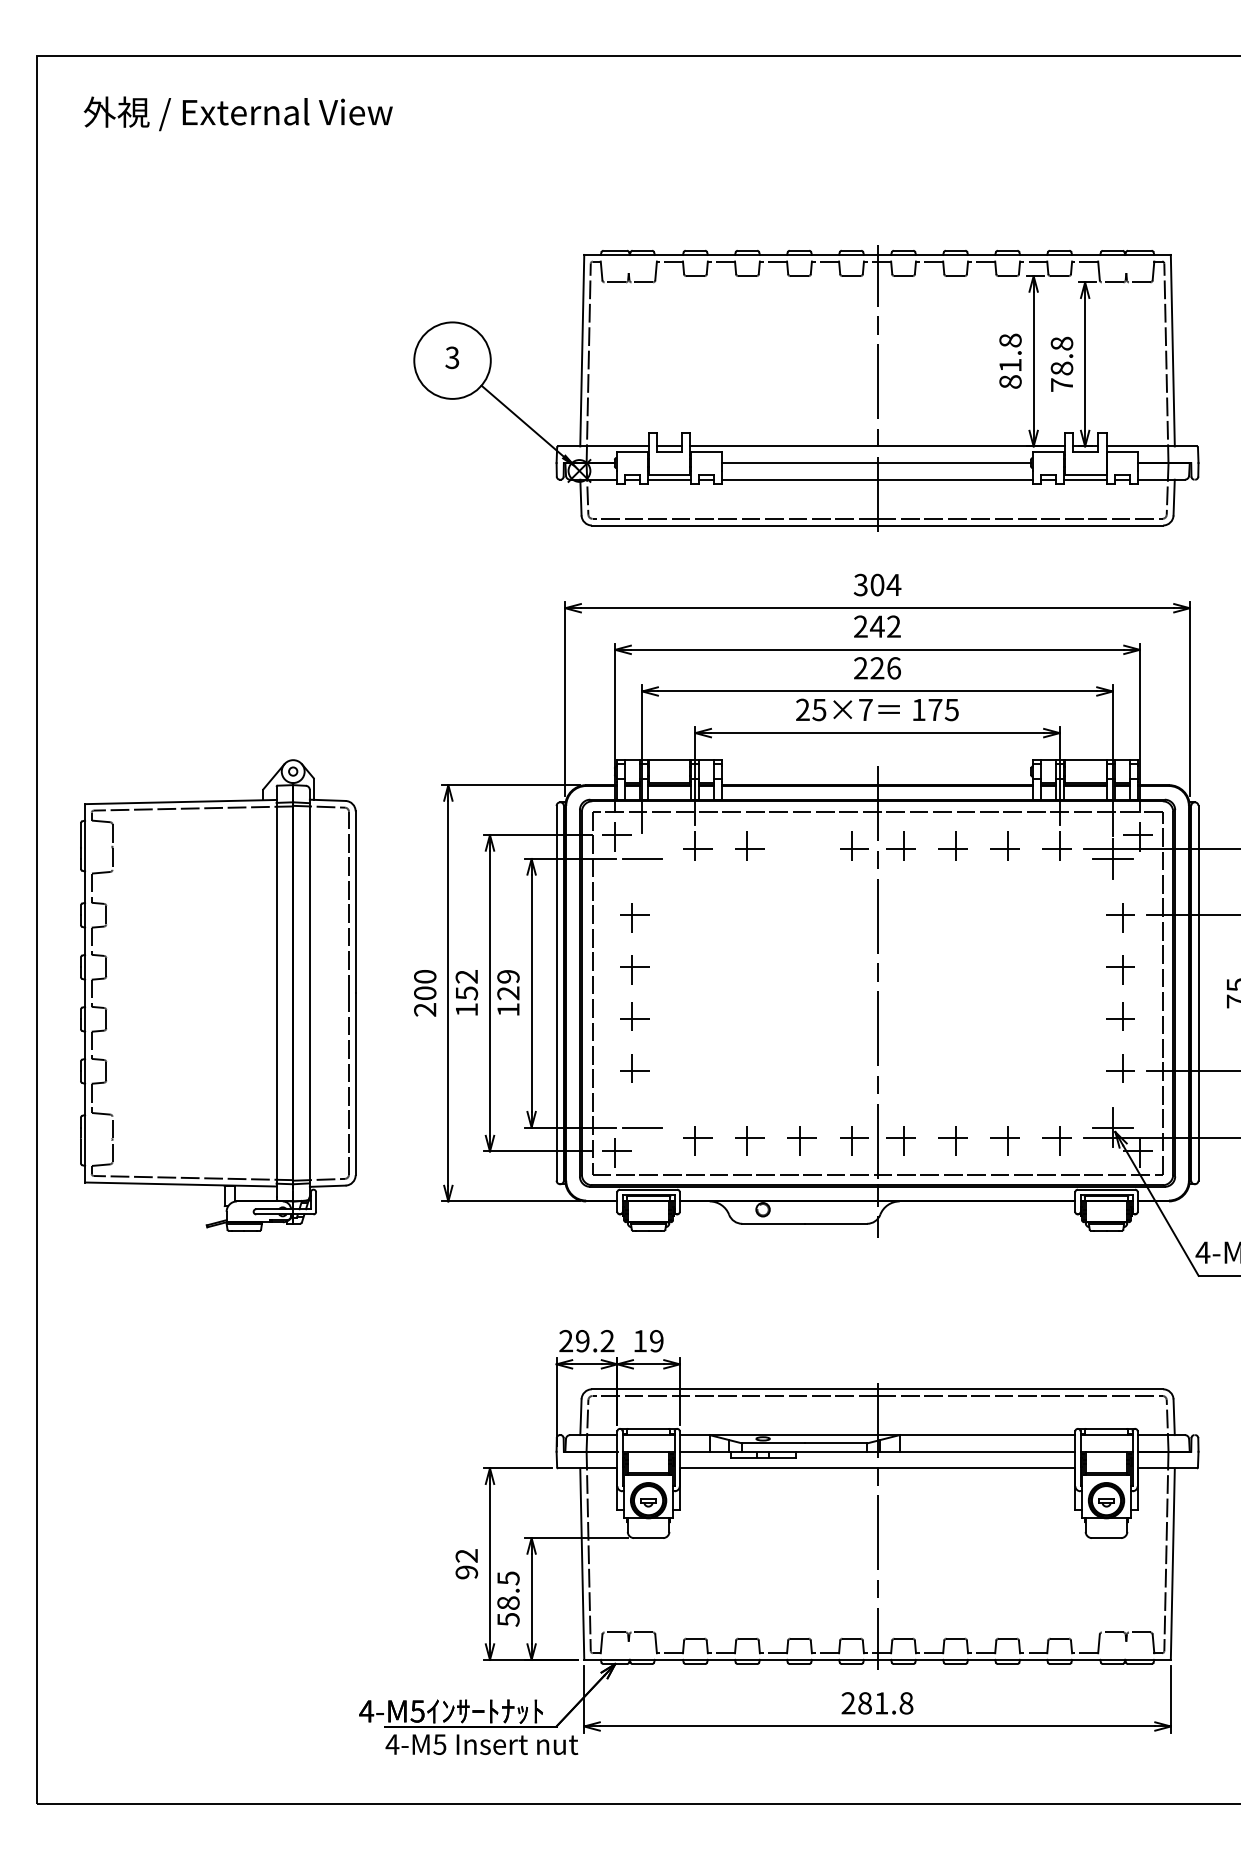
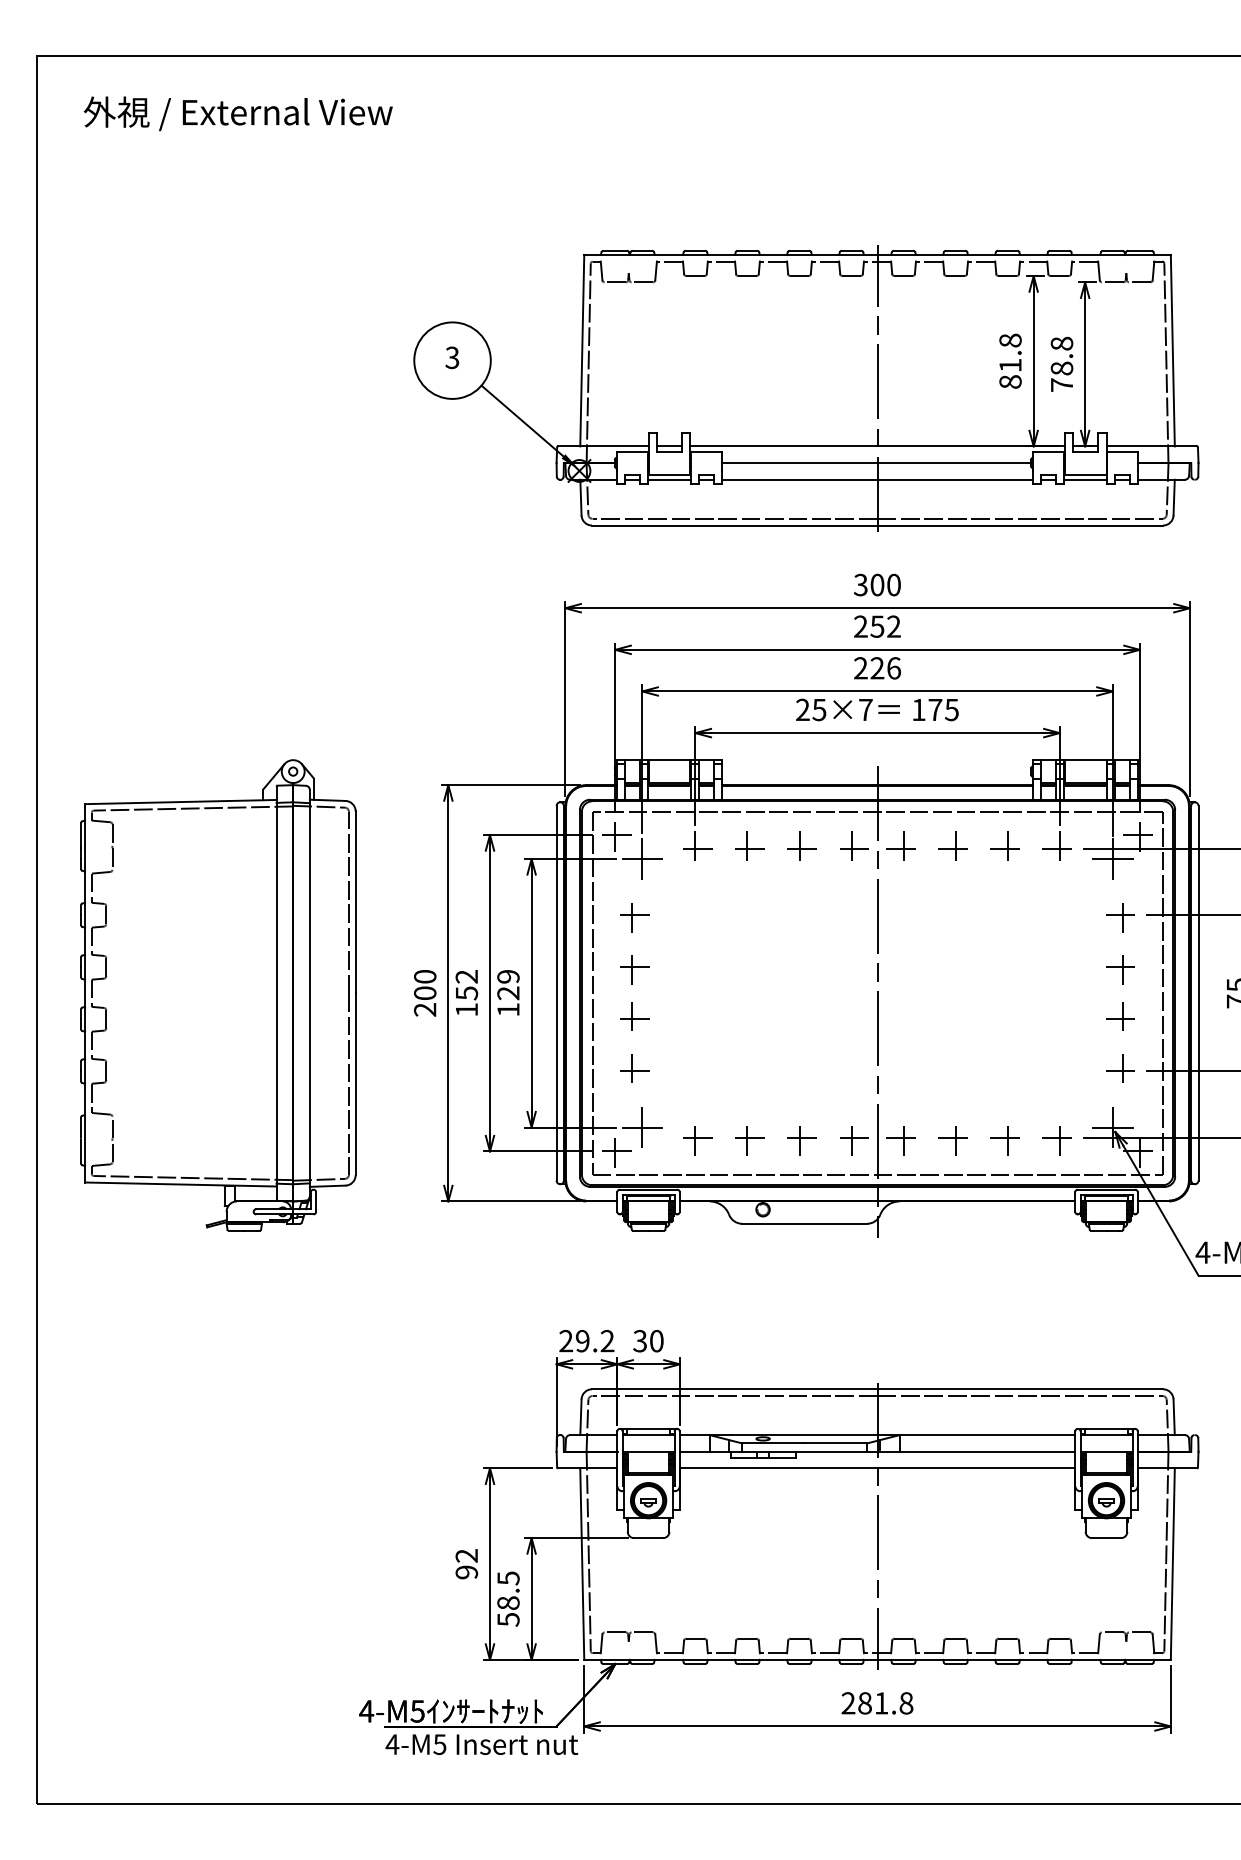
text: 304 -> 300 (893, 584)
text: 242 -> 252 (876, 626)
part: none -> present (801, 845)
line: none -> present (642, 858)
line: none -> present (642, 1127)
text: 19 -> 30 (648, 1340)
